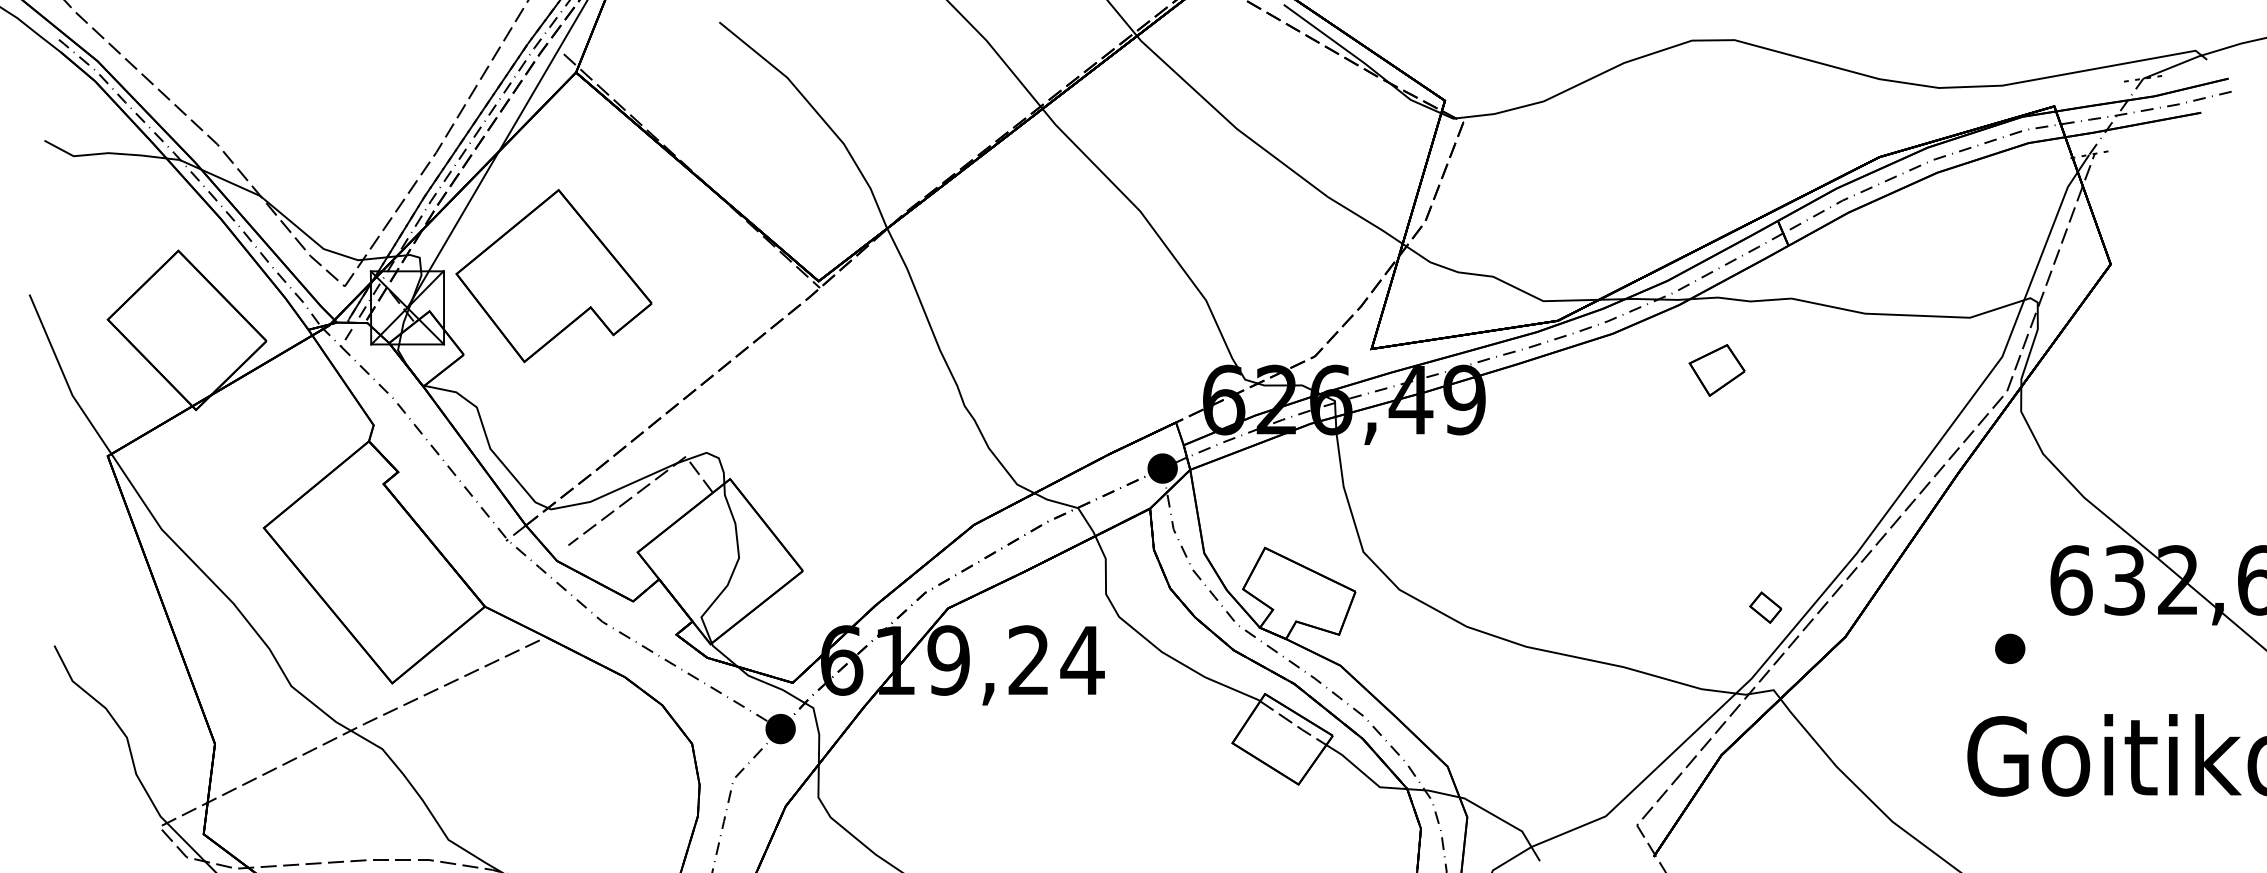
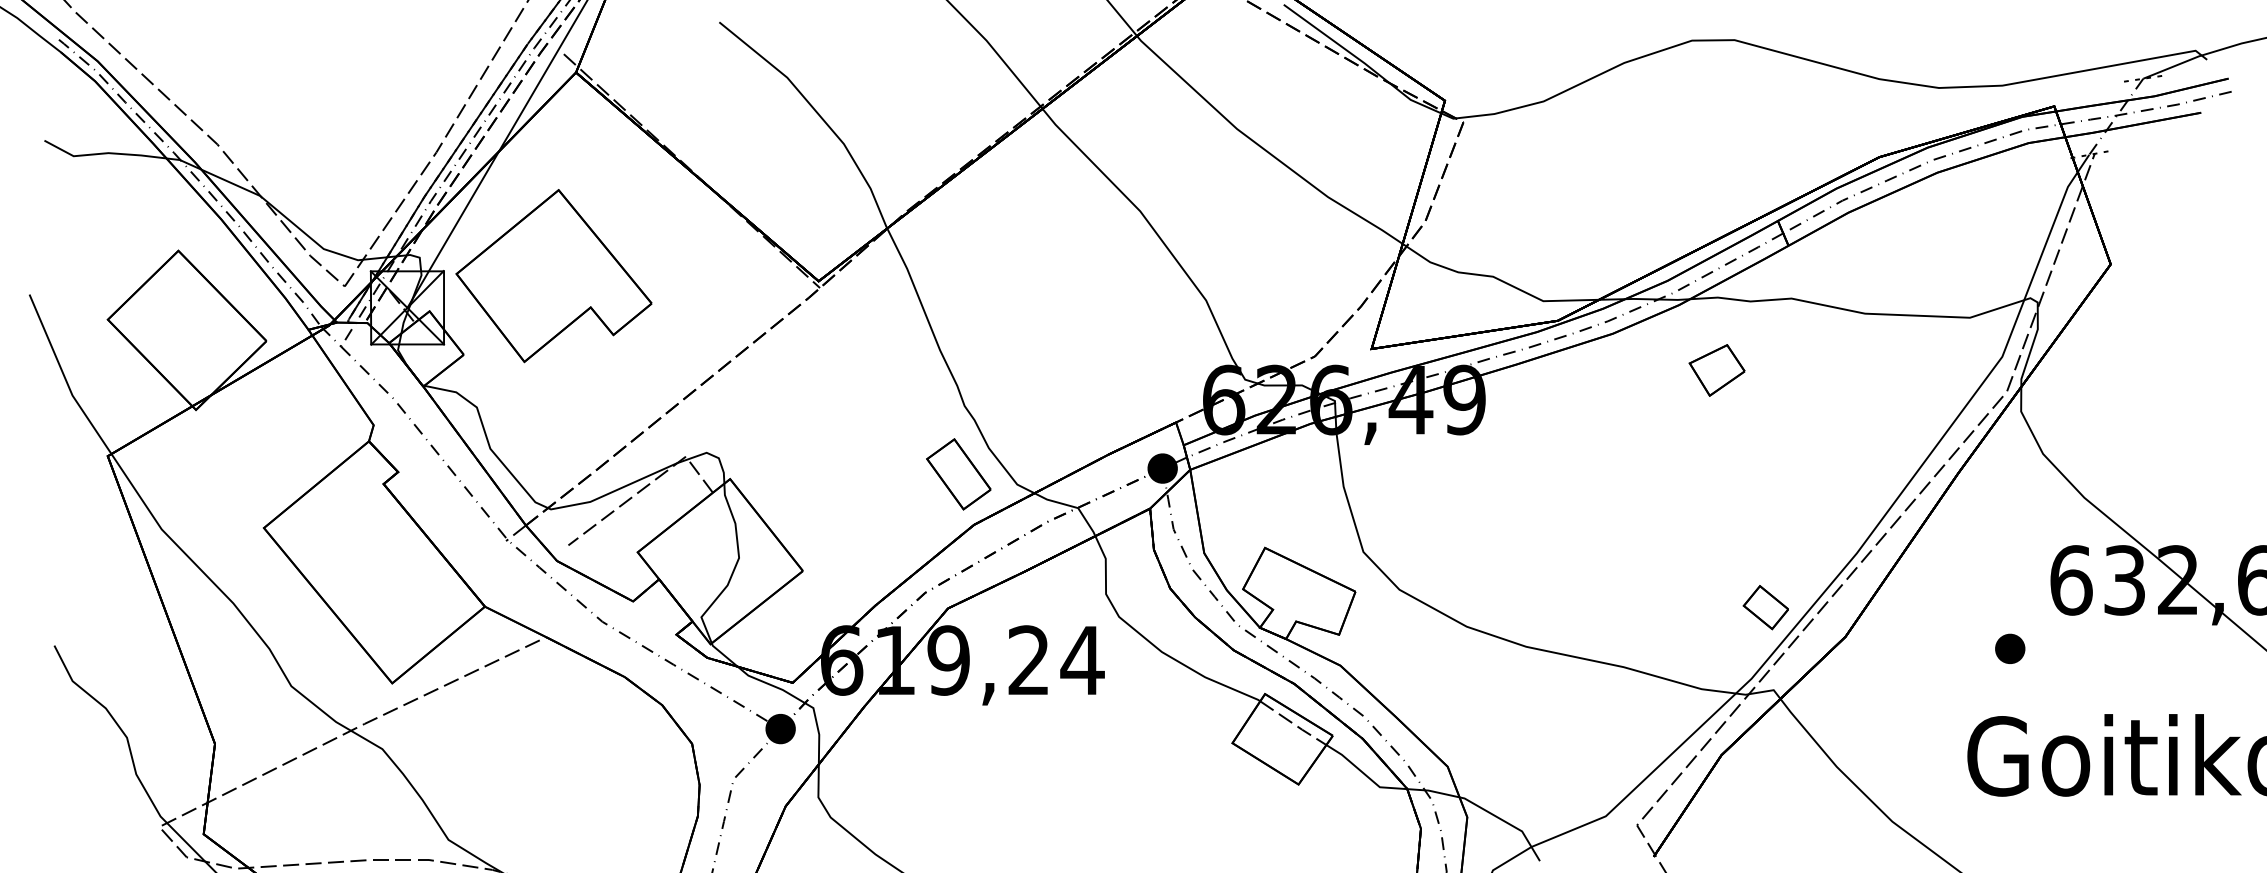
part: none -> present (958, 474)
part size: 34x33 px -> 47x46 px (1765, 607)
